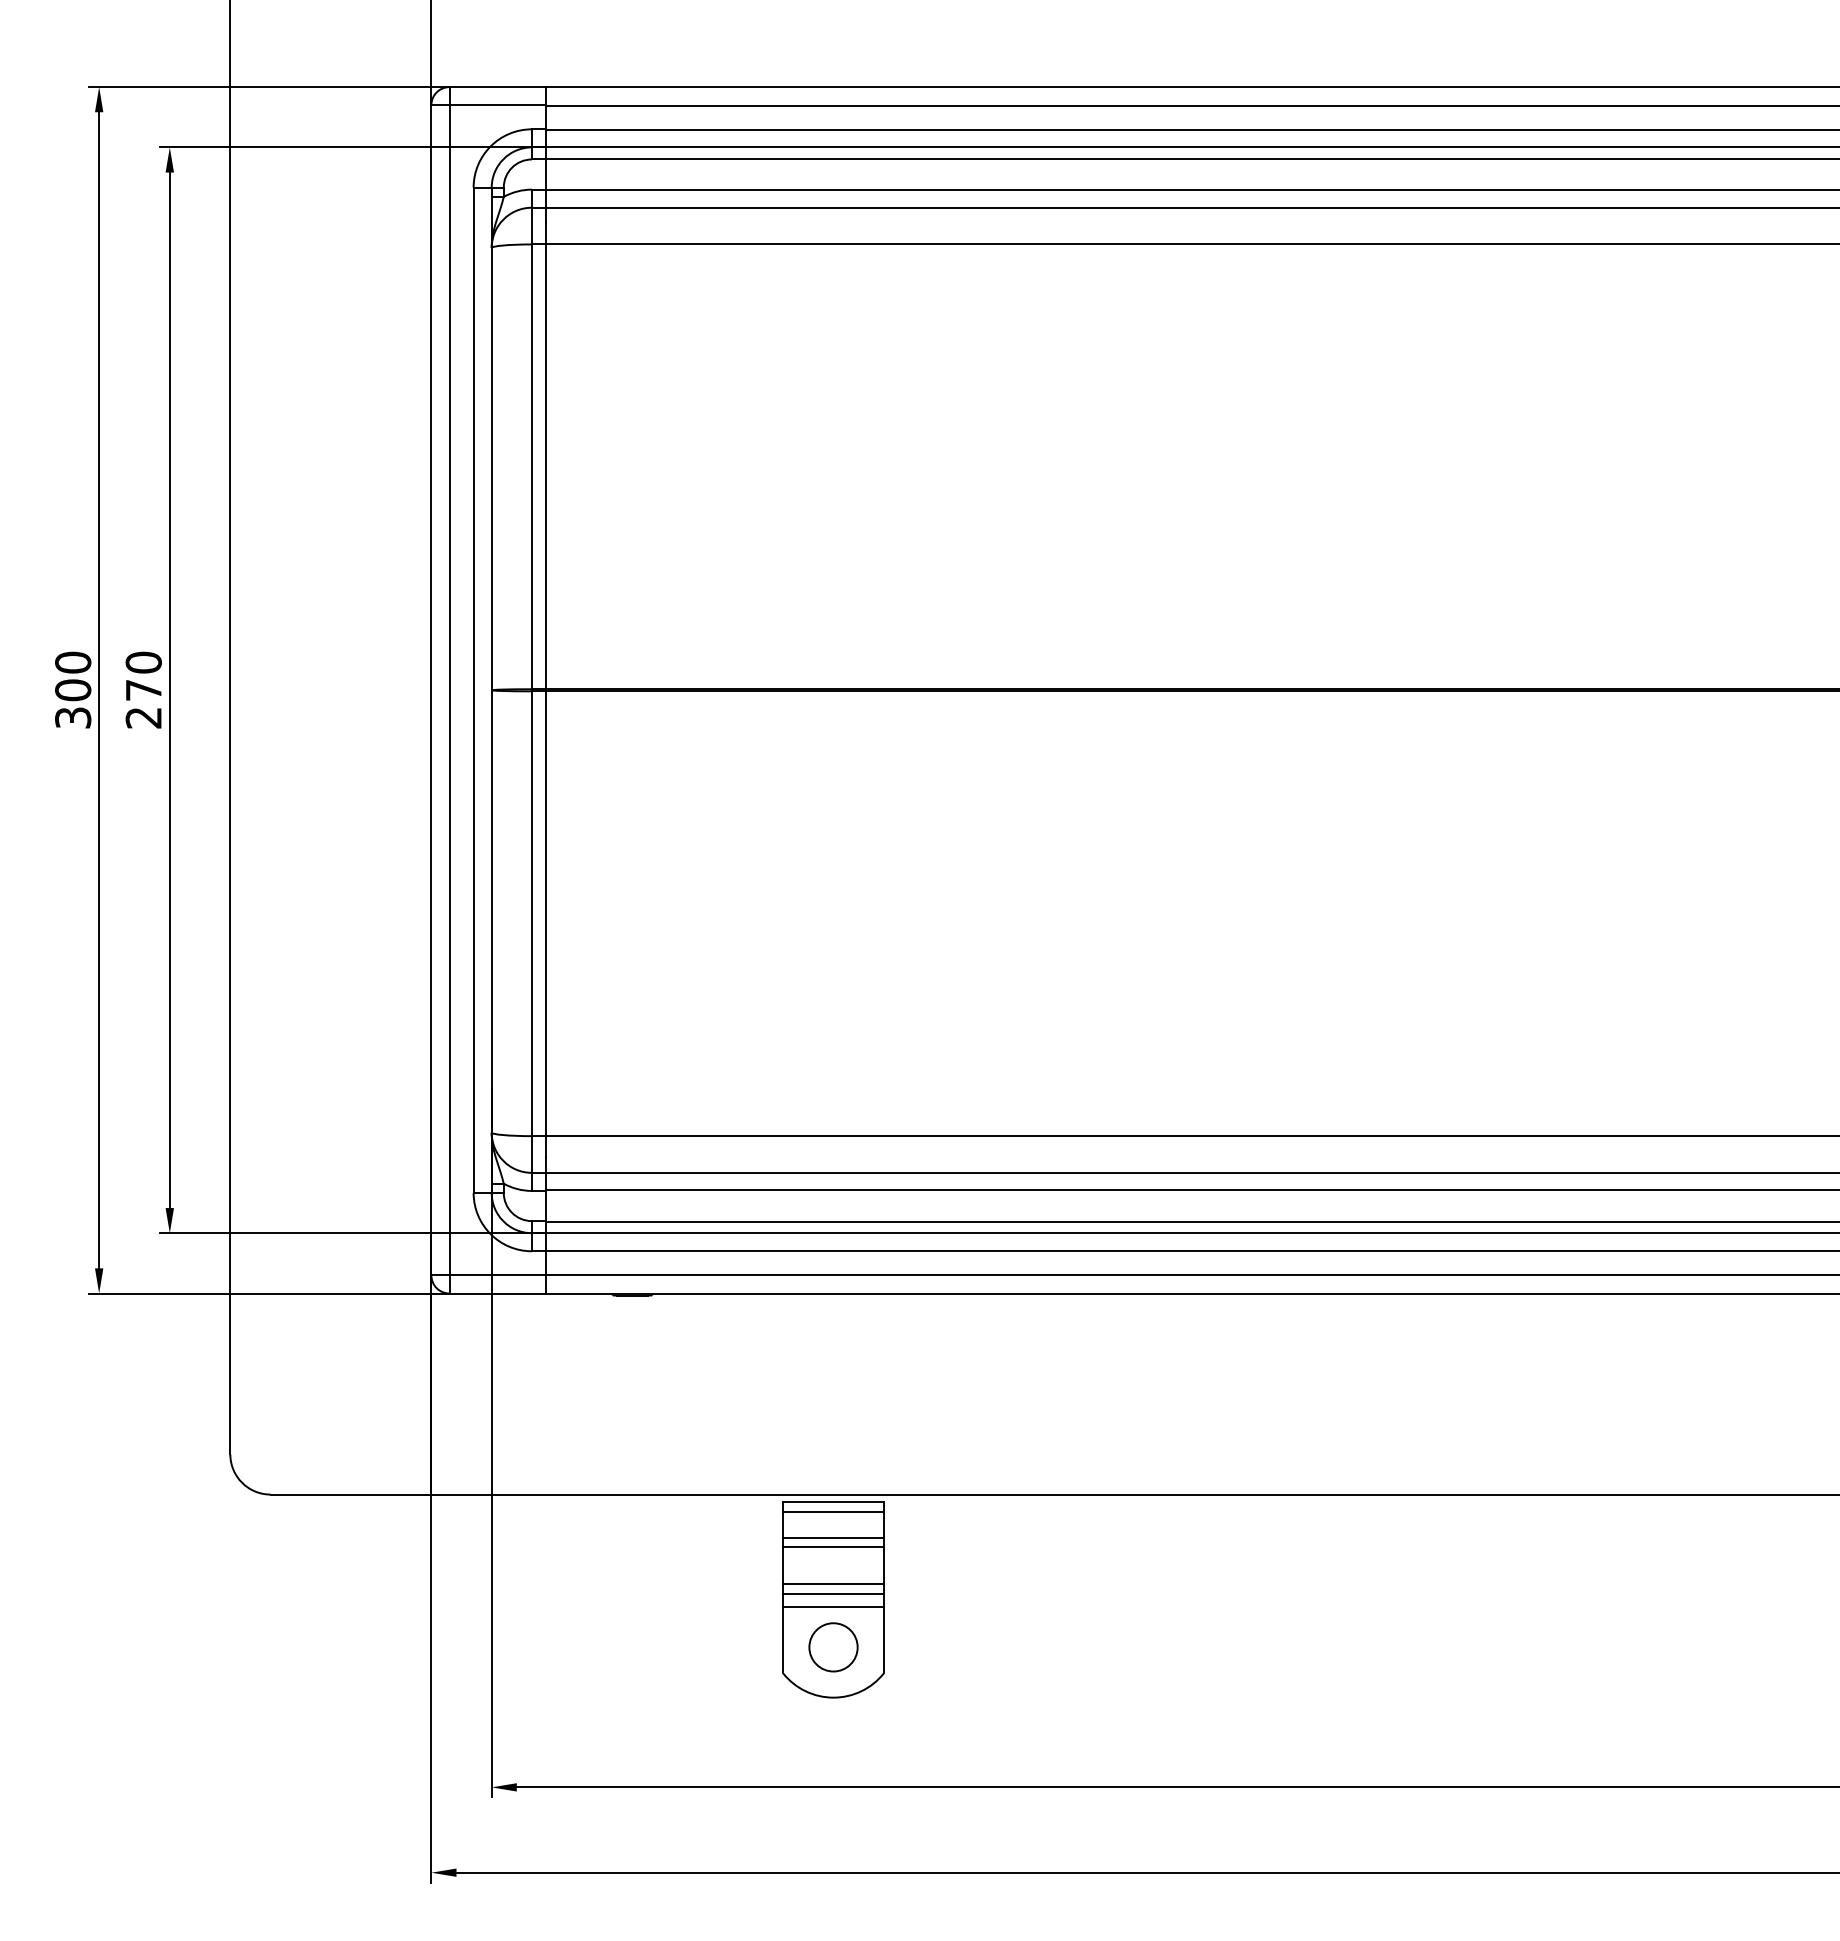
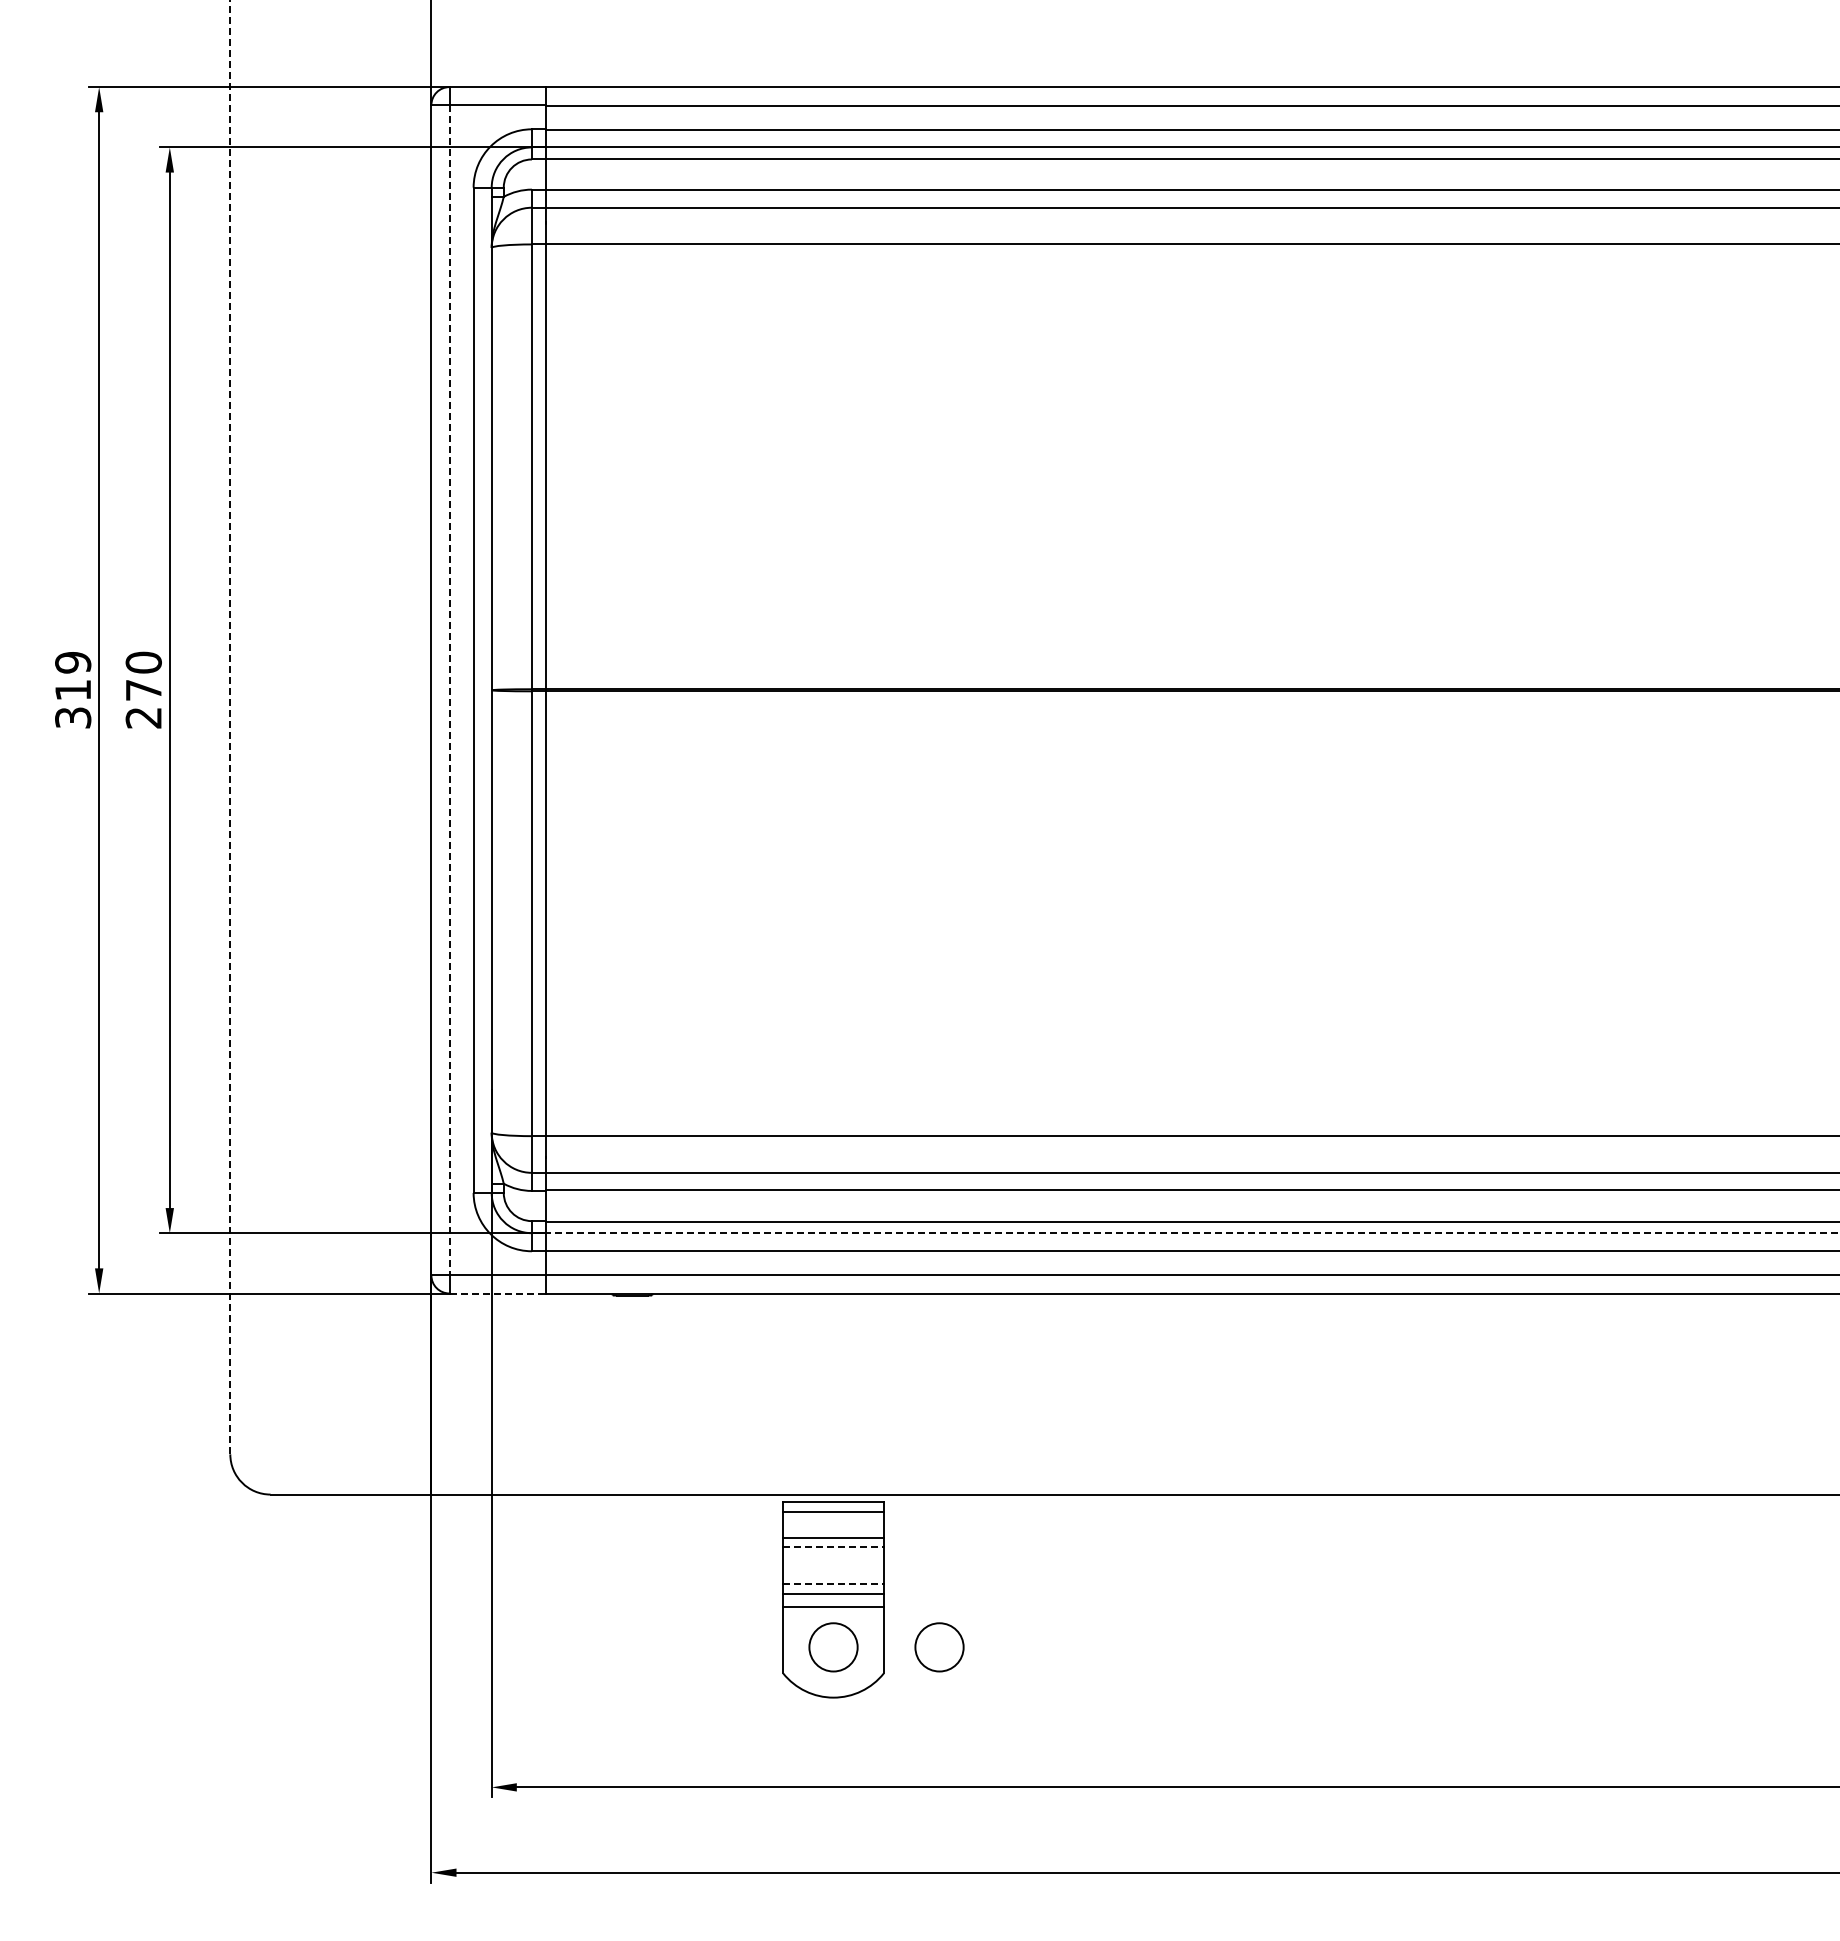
text: 300 -> 319 (73, 676)
line: solid -> dashed (449, 690)
line: solid -> dashed (230, 726)
line: solid -> dashed (1192, 1233)
line: solid -> dashed (498, 1293)
line: solid -> dashed (834, 1547)
line: solid -> dashed (834, 1584)
circle: none -> present (939, 1647)
